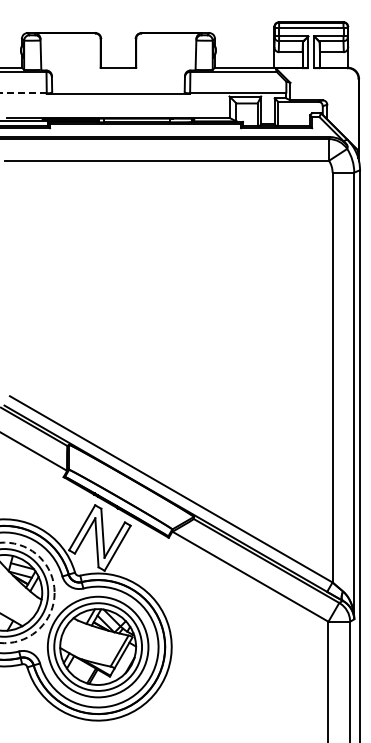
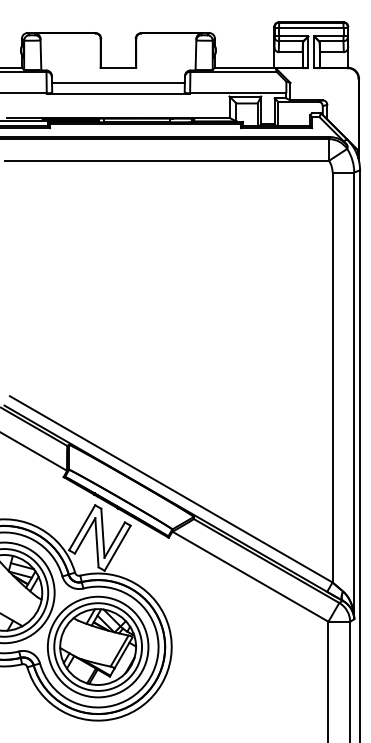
line: none -> present (118, 82)
line: dashed -> solid (22, 93)
circle: dashed -> solid (27, 592)
